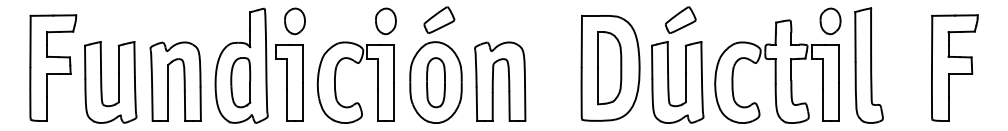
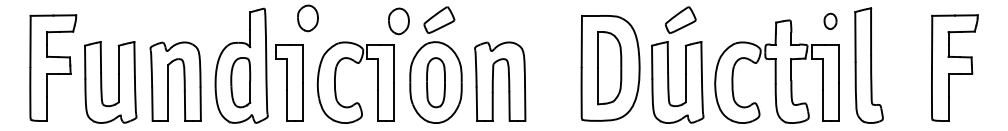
part position: (294, 21) -> (307, 18) (307, 18)
part position: (385, 21) -> (398, 21) (398, 21)
part size: 23x29 px -> 15x18 px (830, 20)
